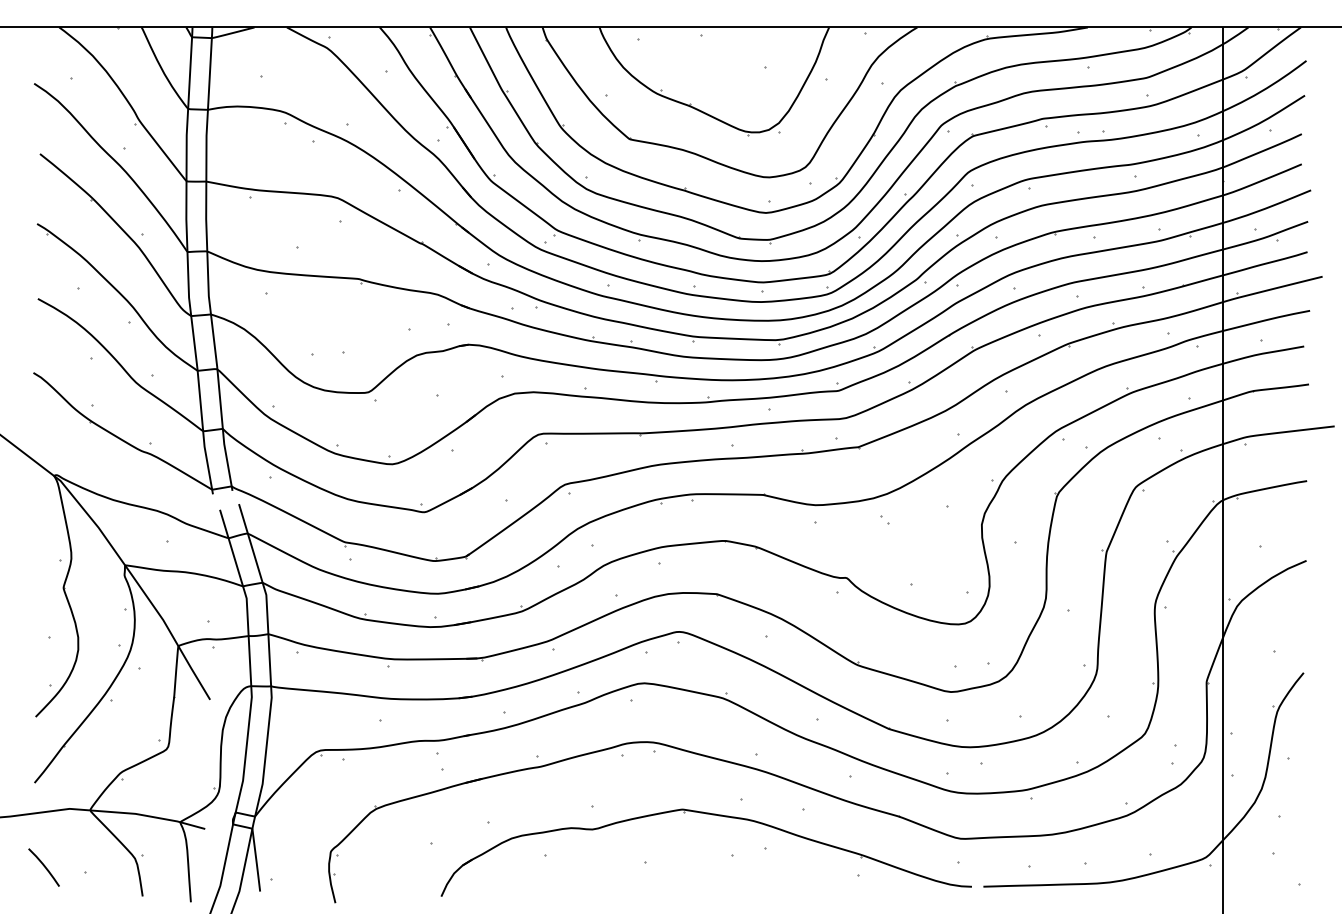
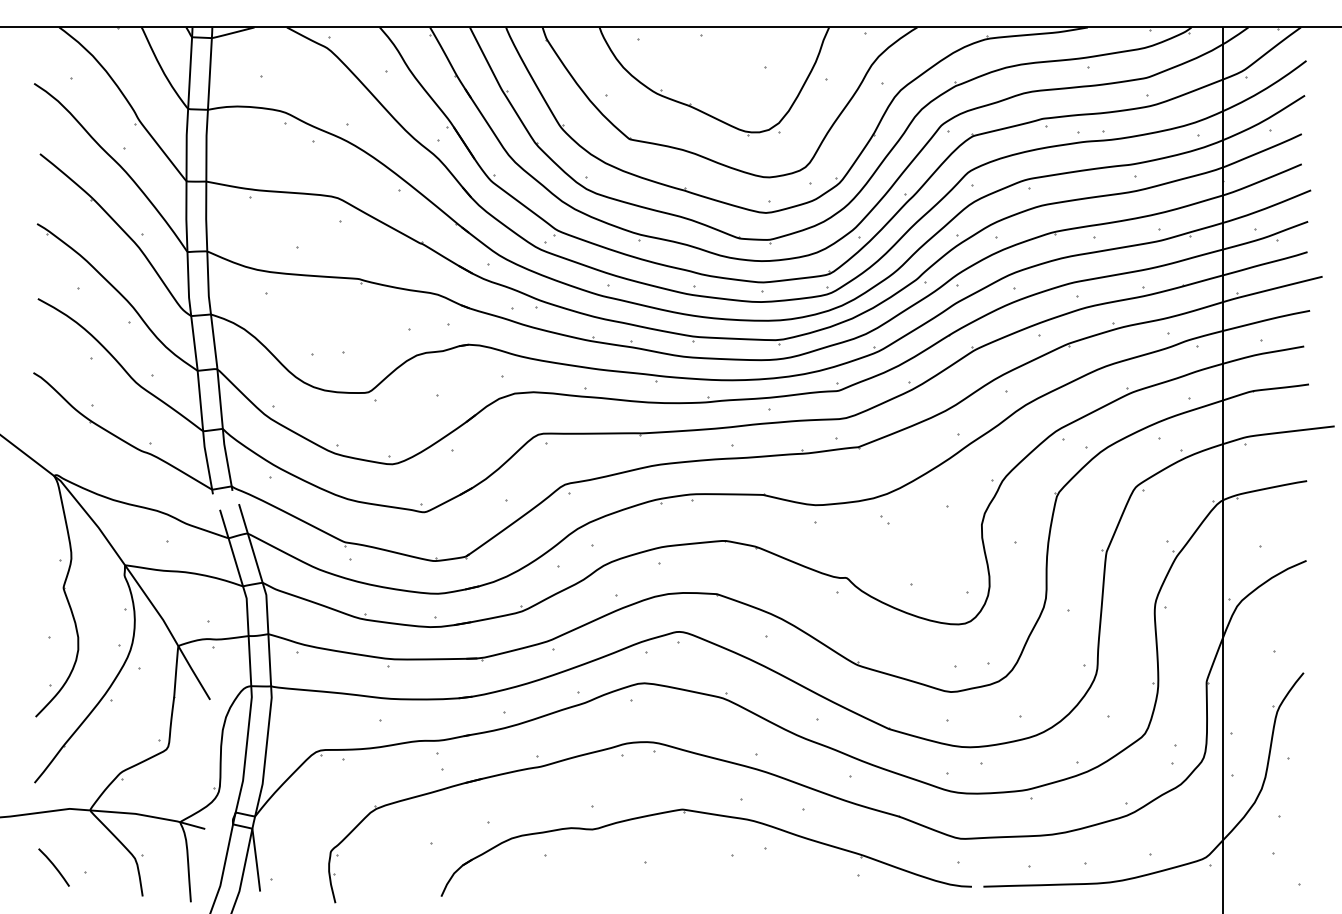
curve position: (43, 866) -> (53, 866) (53, 866)
